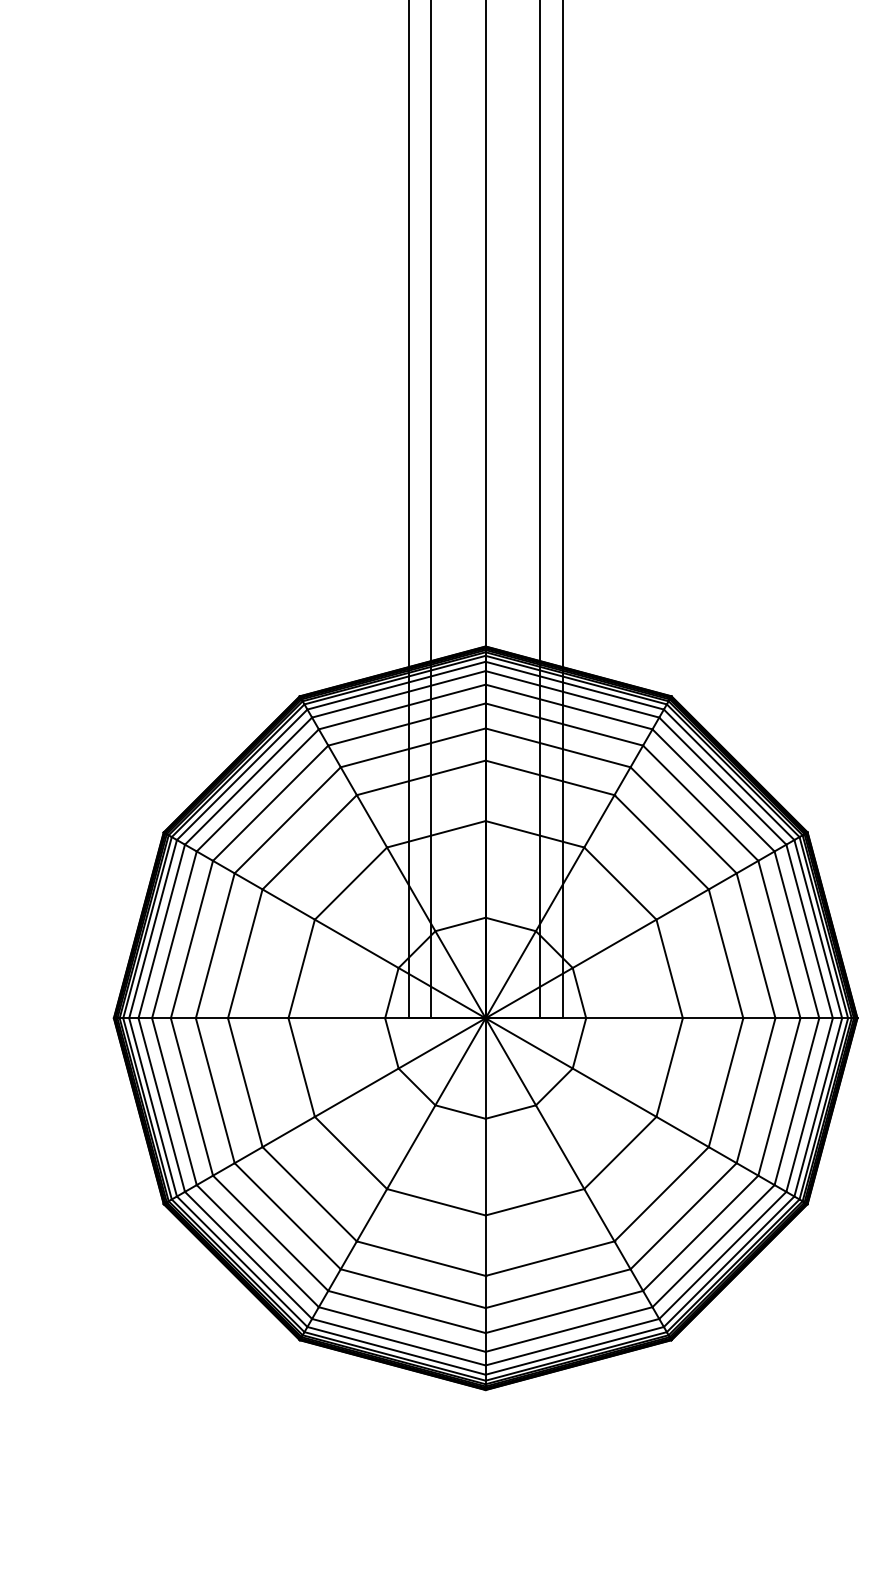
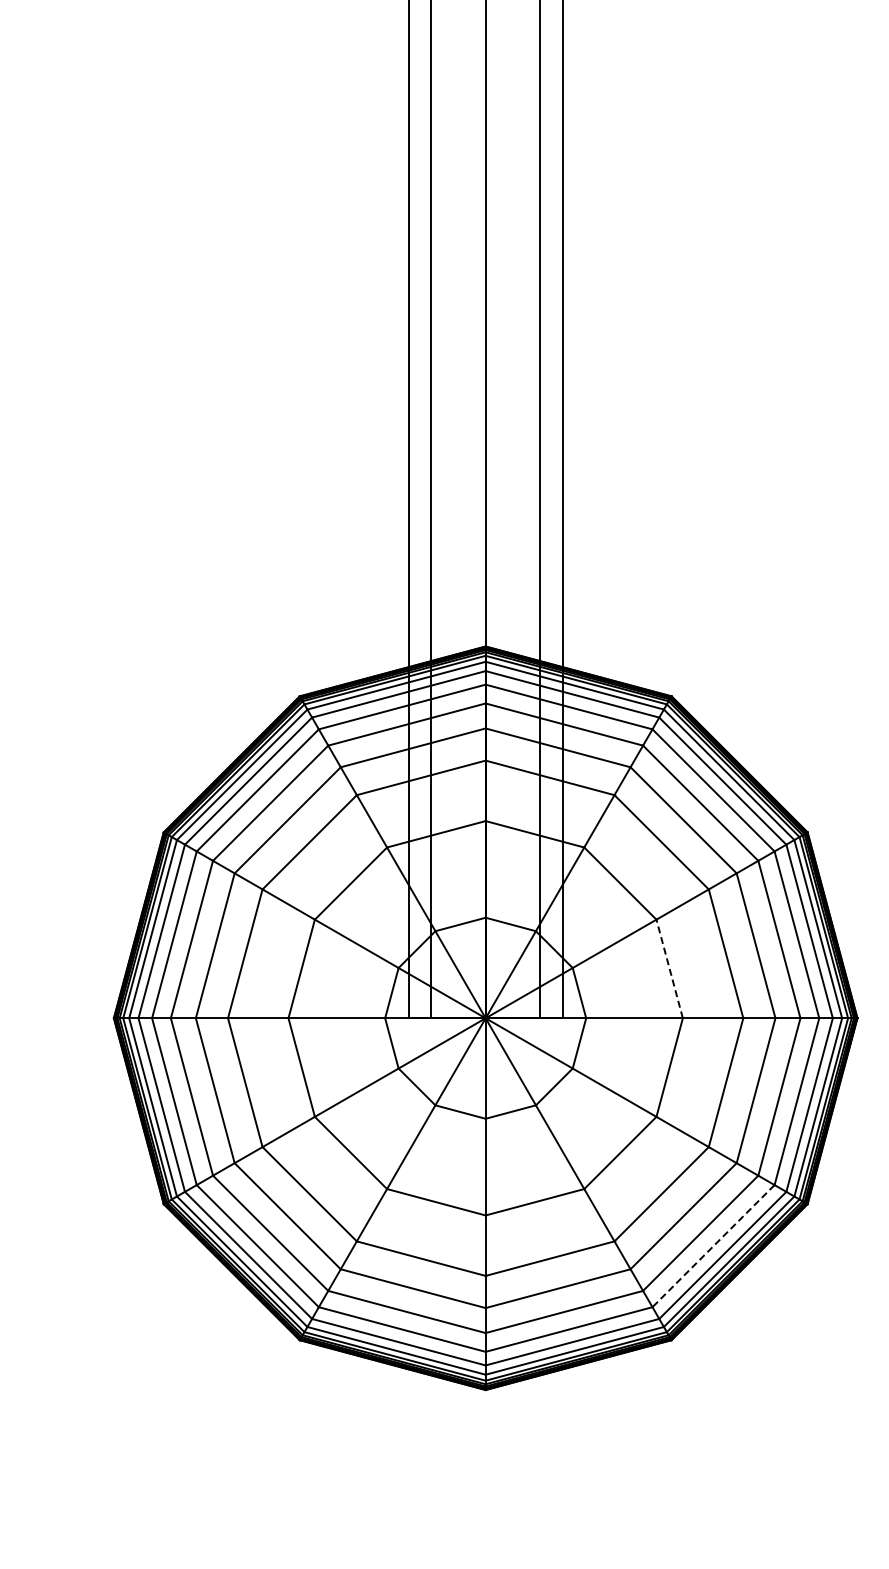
line: solid -> dashed (669, 968)
line: solid -> dashed (713, 1246)
